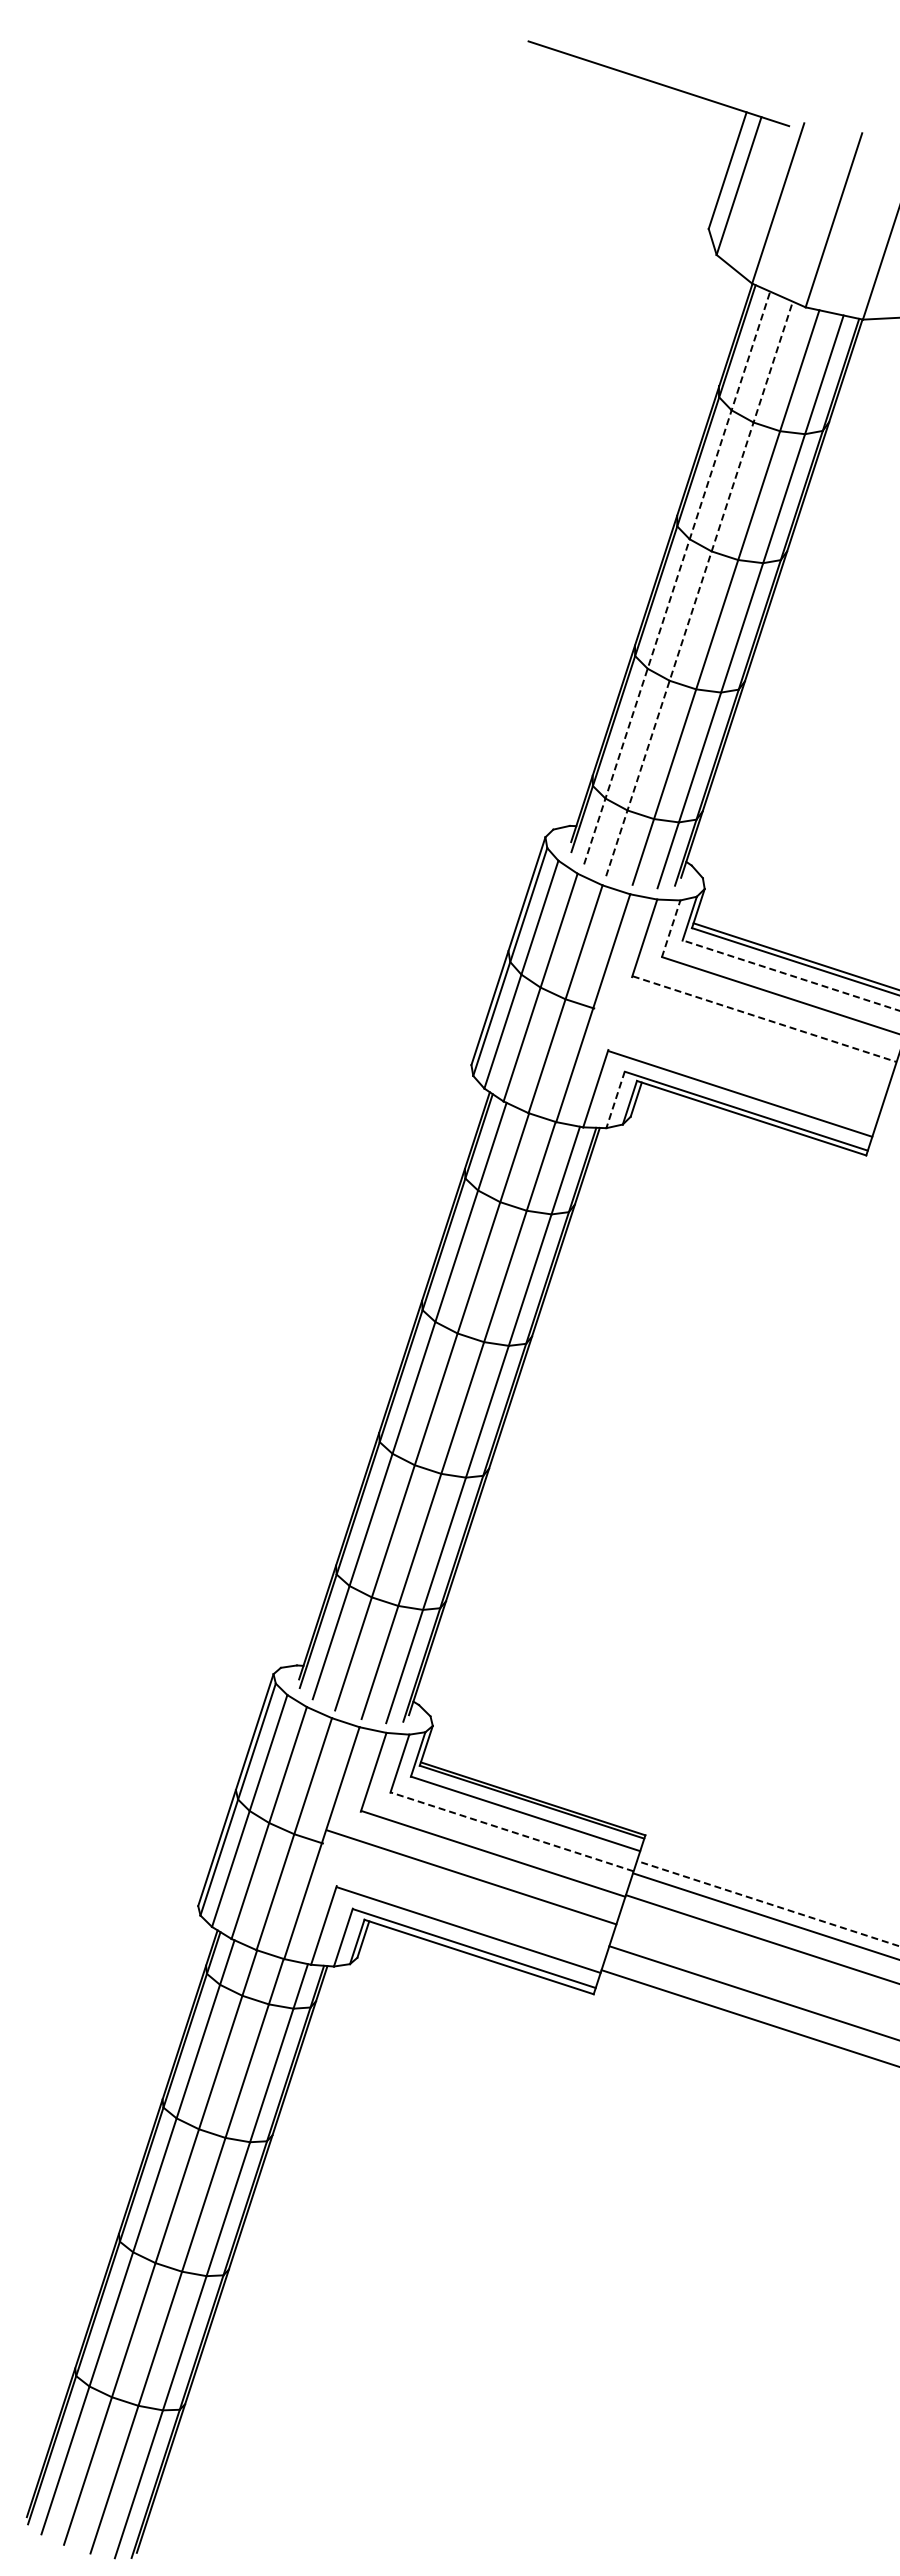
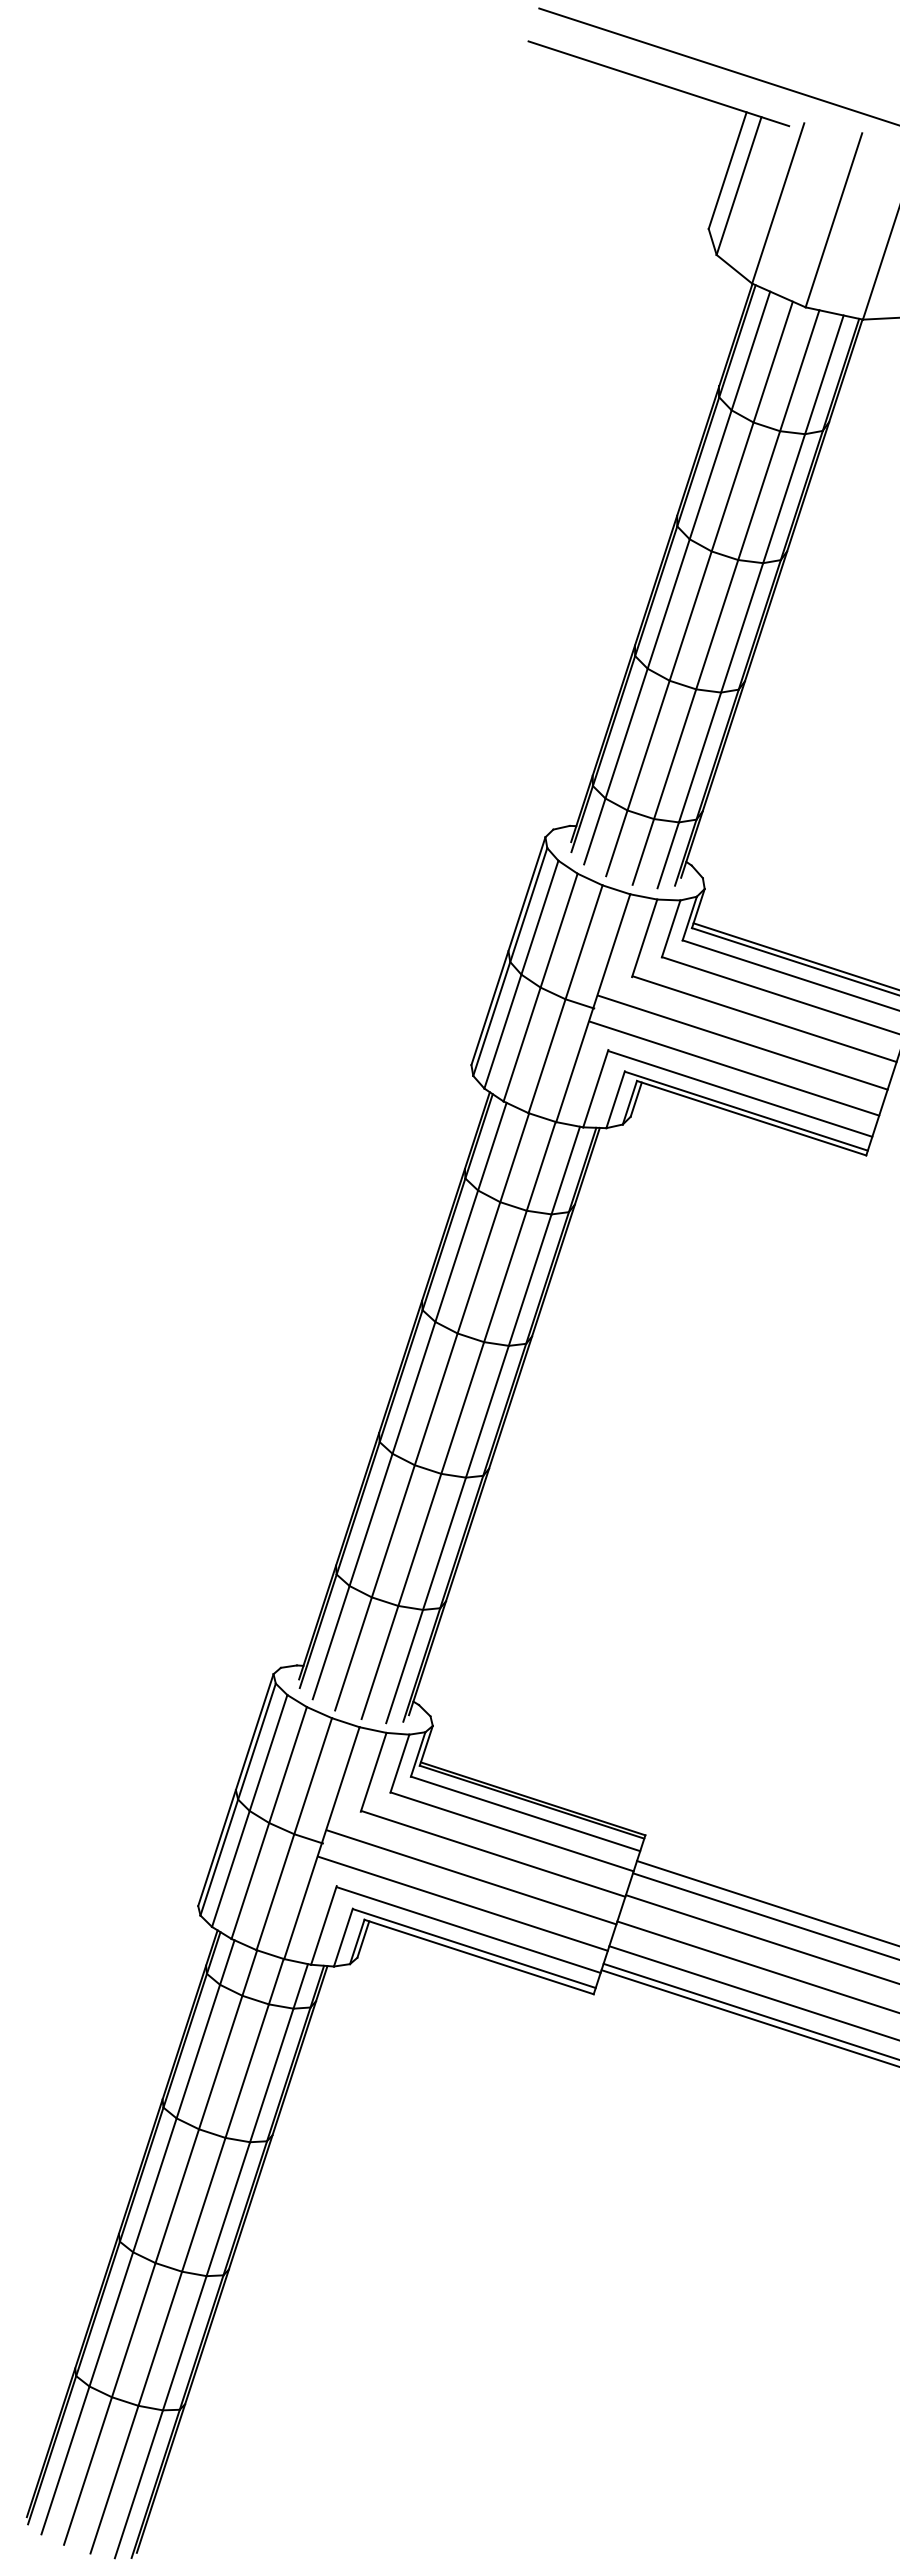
line: none -> present (717, 66)
line: dashed -> solid (677, 577)
line: dashed -> solid (699, 588)
line: dashed -> solid (671, 928)
line: dashed -> solid (790, 975)
line: dashed -> solid (764, 1019)
line: none -> present (742, 1042)
line: none -> present (734, 1068)
line: dashed -> solid (615, 1099)
line: dashed -> solid (512, 1831)
line: none -> present (462, 1903)
line: dashed -> solid (768, 1903)
line: none -> present (756, 1966)
line: none -> present (749, 2011)
